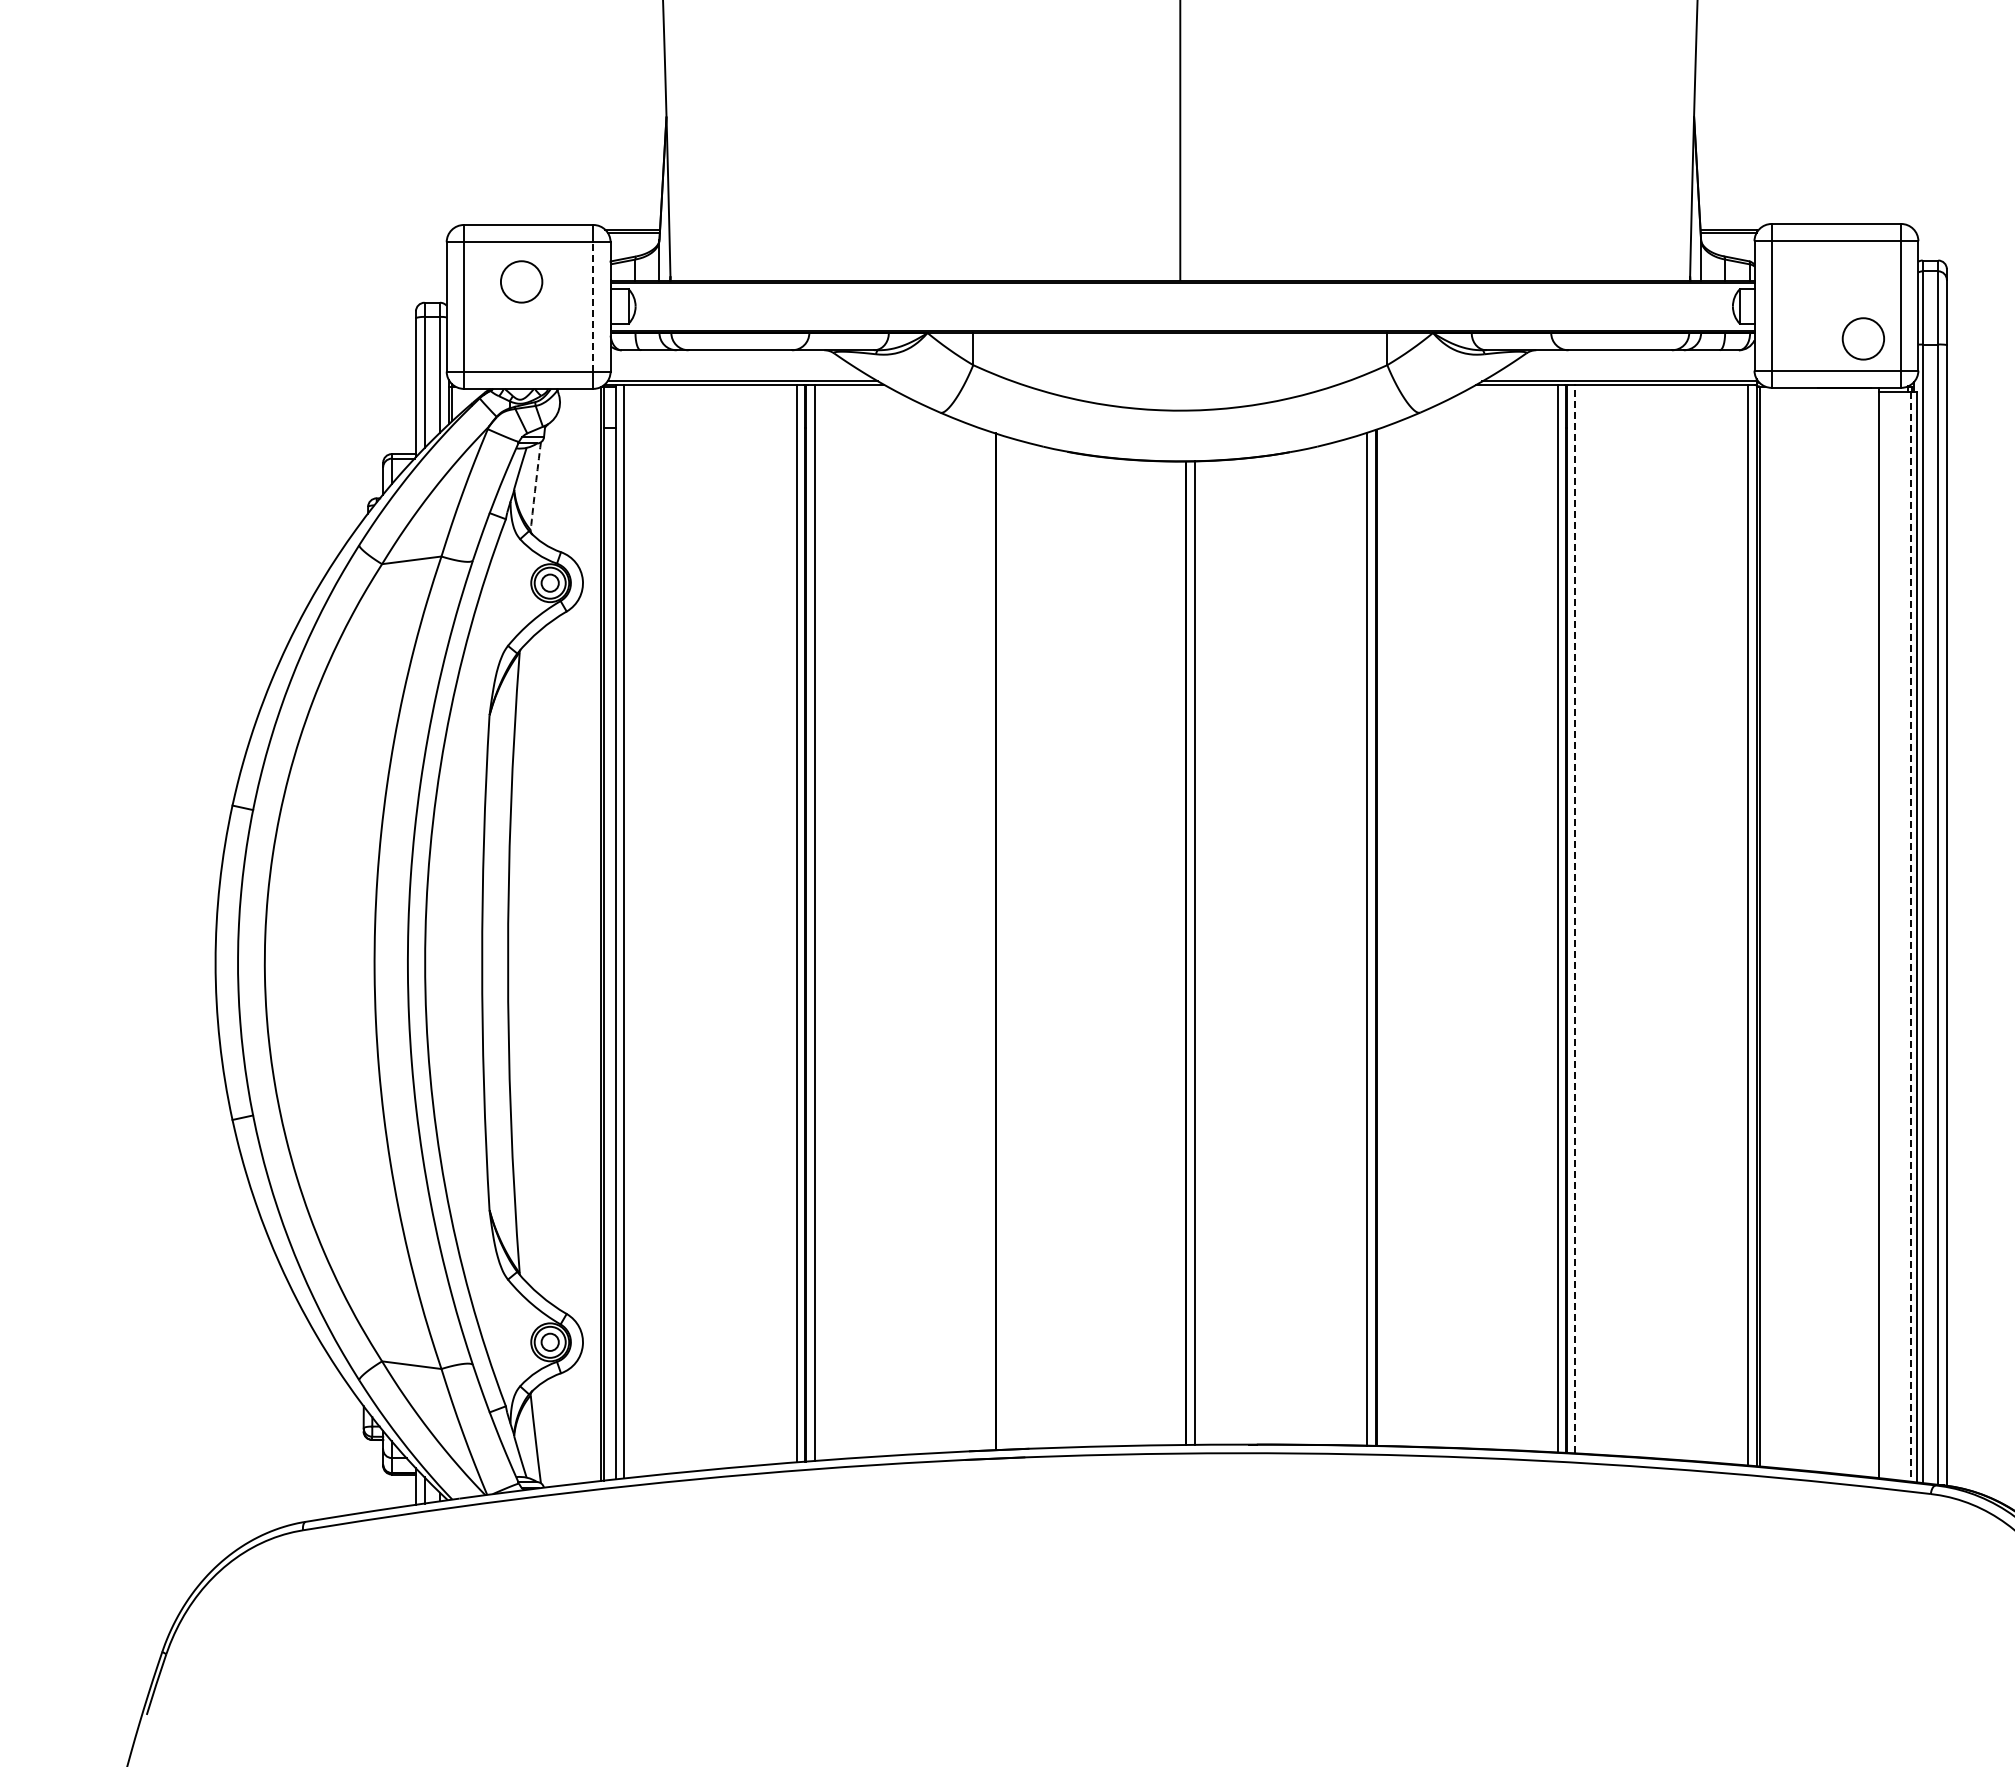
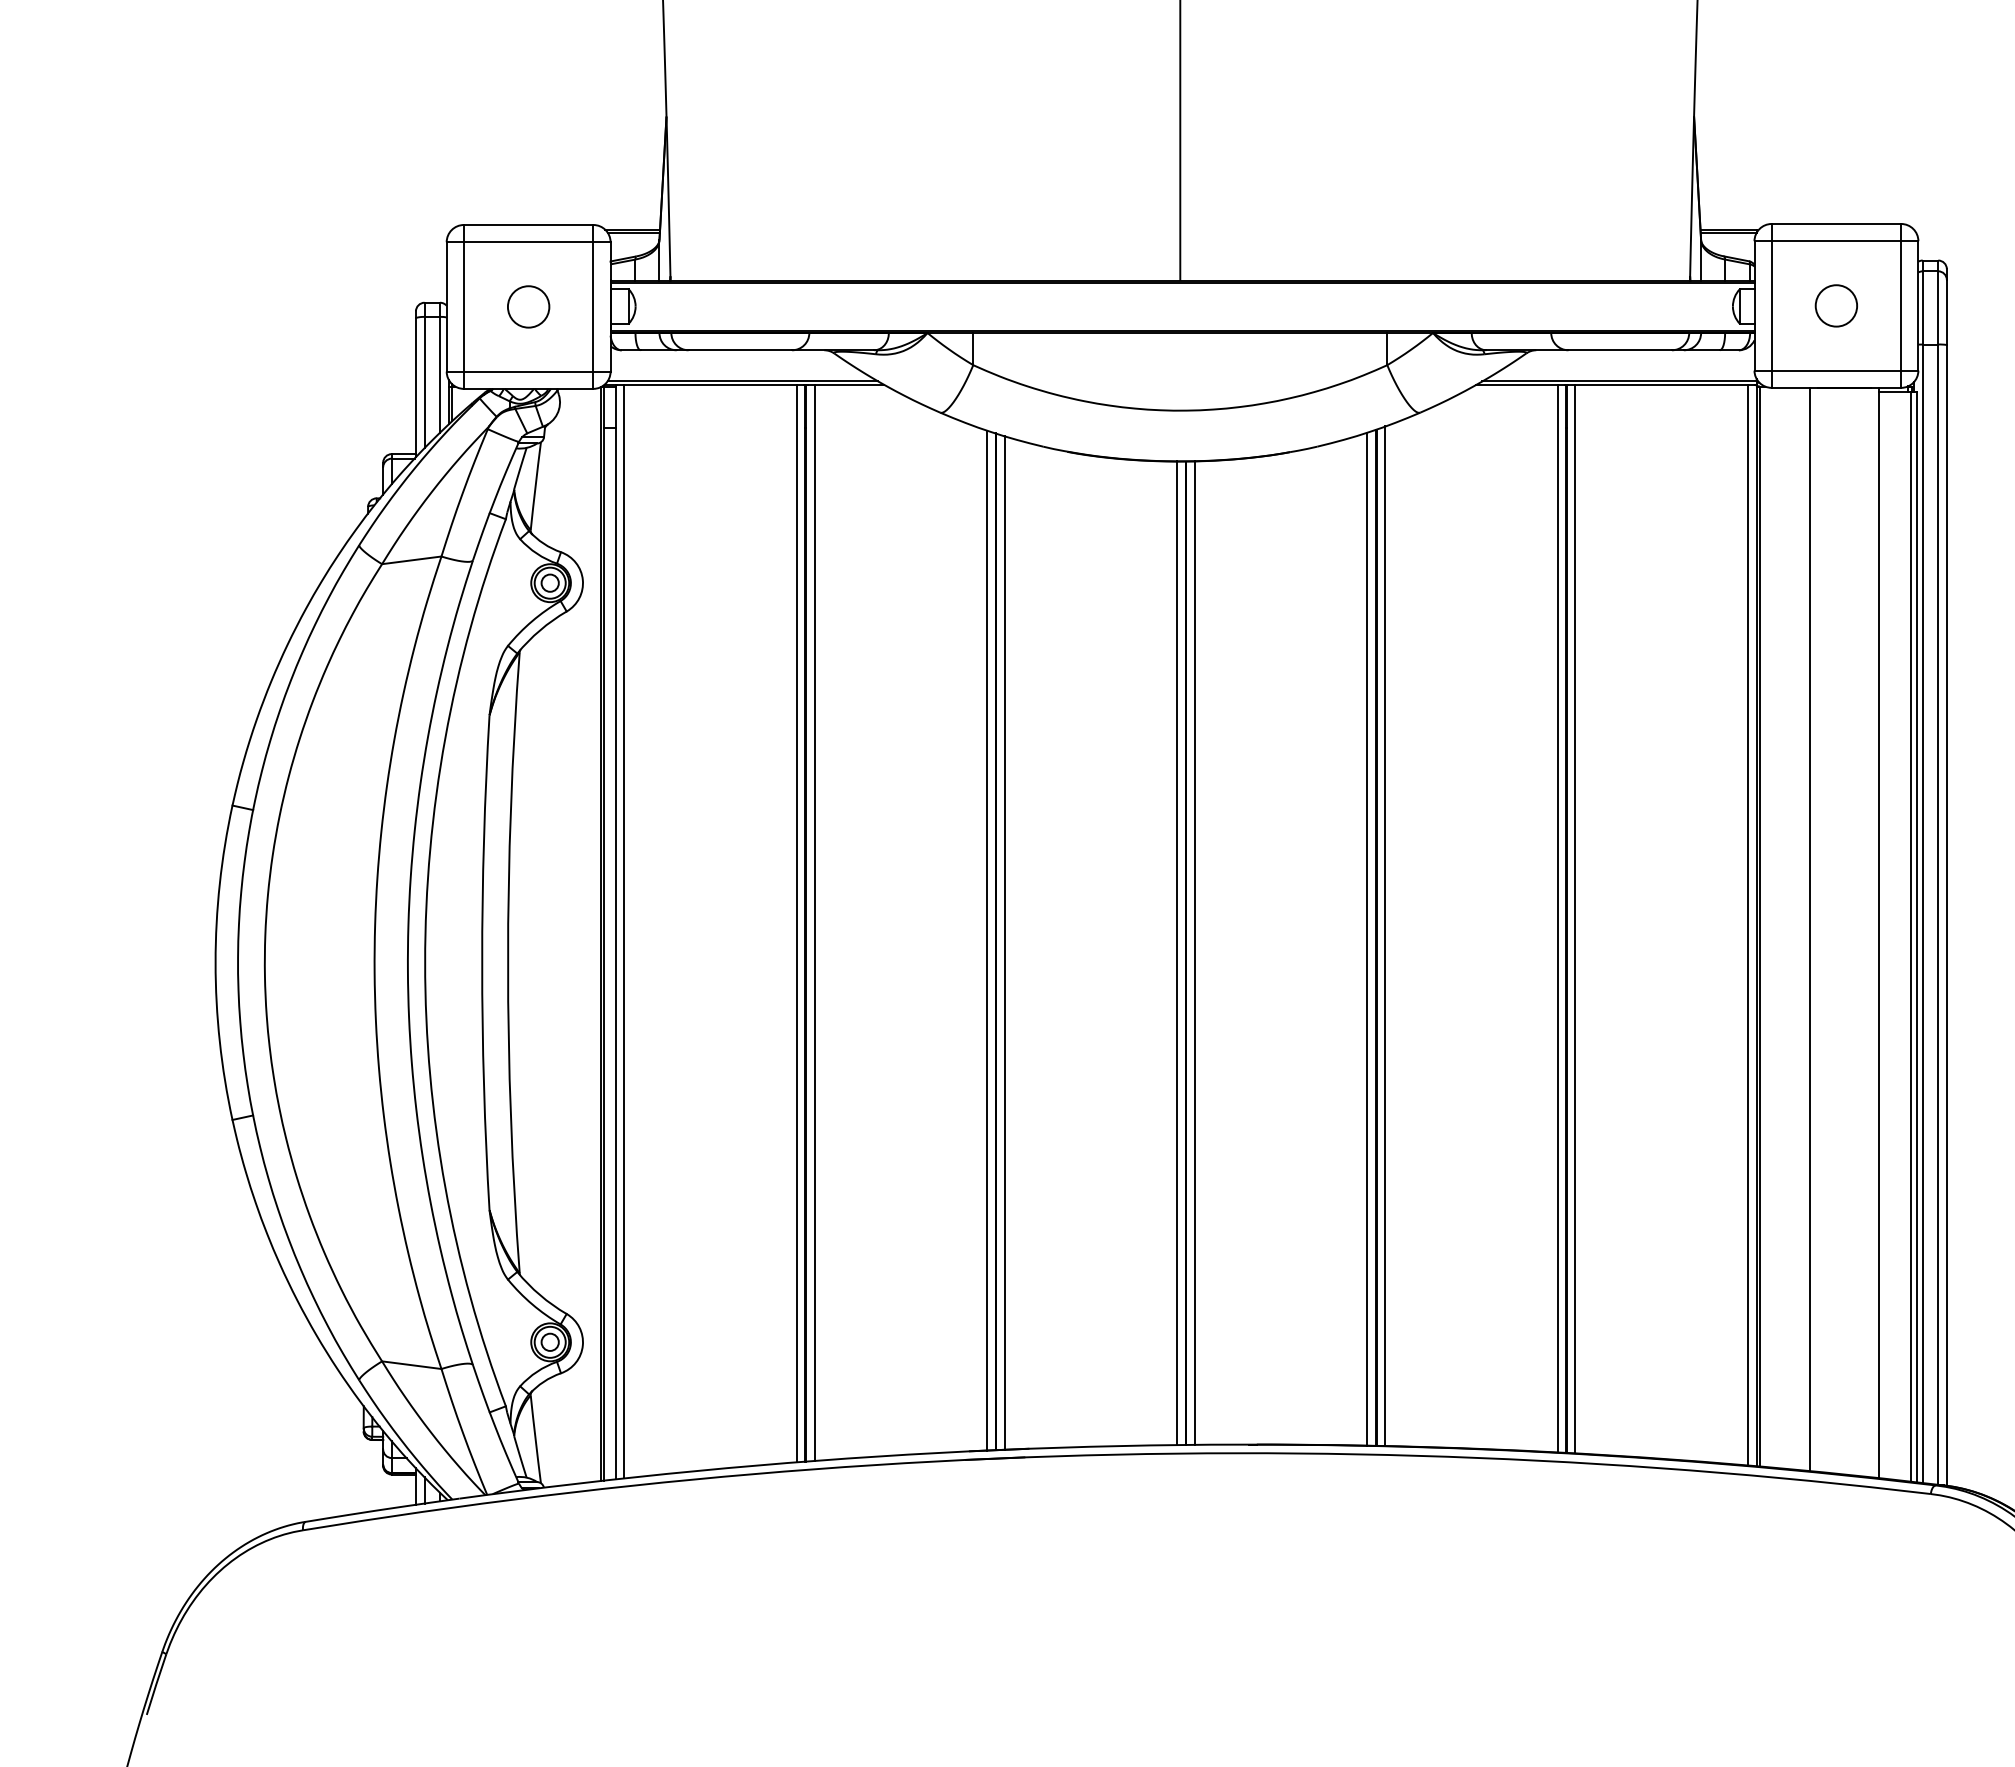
circle position: (521, 281) -> (528, 306) (528, 306)
line: dashed -> solid (593, 306)
circle position: (1862, 338) -> (1835, 305) (1835, 305)
arc: dashed -> solid (535, 486)
line: dashed -> solid (1575, 918)
line: none -> present (1810, 929)
line: none -> present (1385, 935)
line: dashed -> solid (1910, 936)
line: none -> present (987, 940)
line: none -> present (1004, 942)
line: none -> present (1177, 953)
